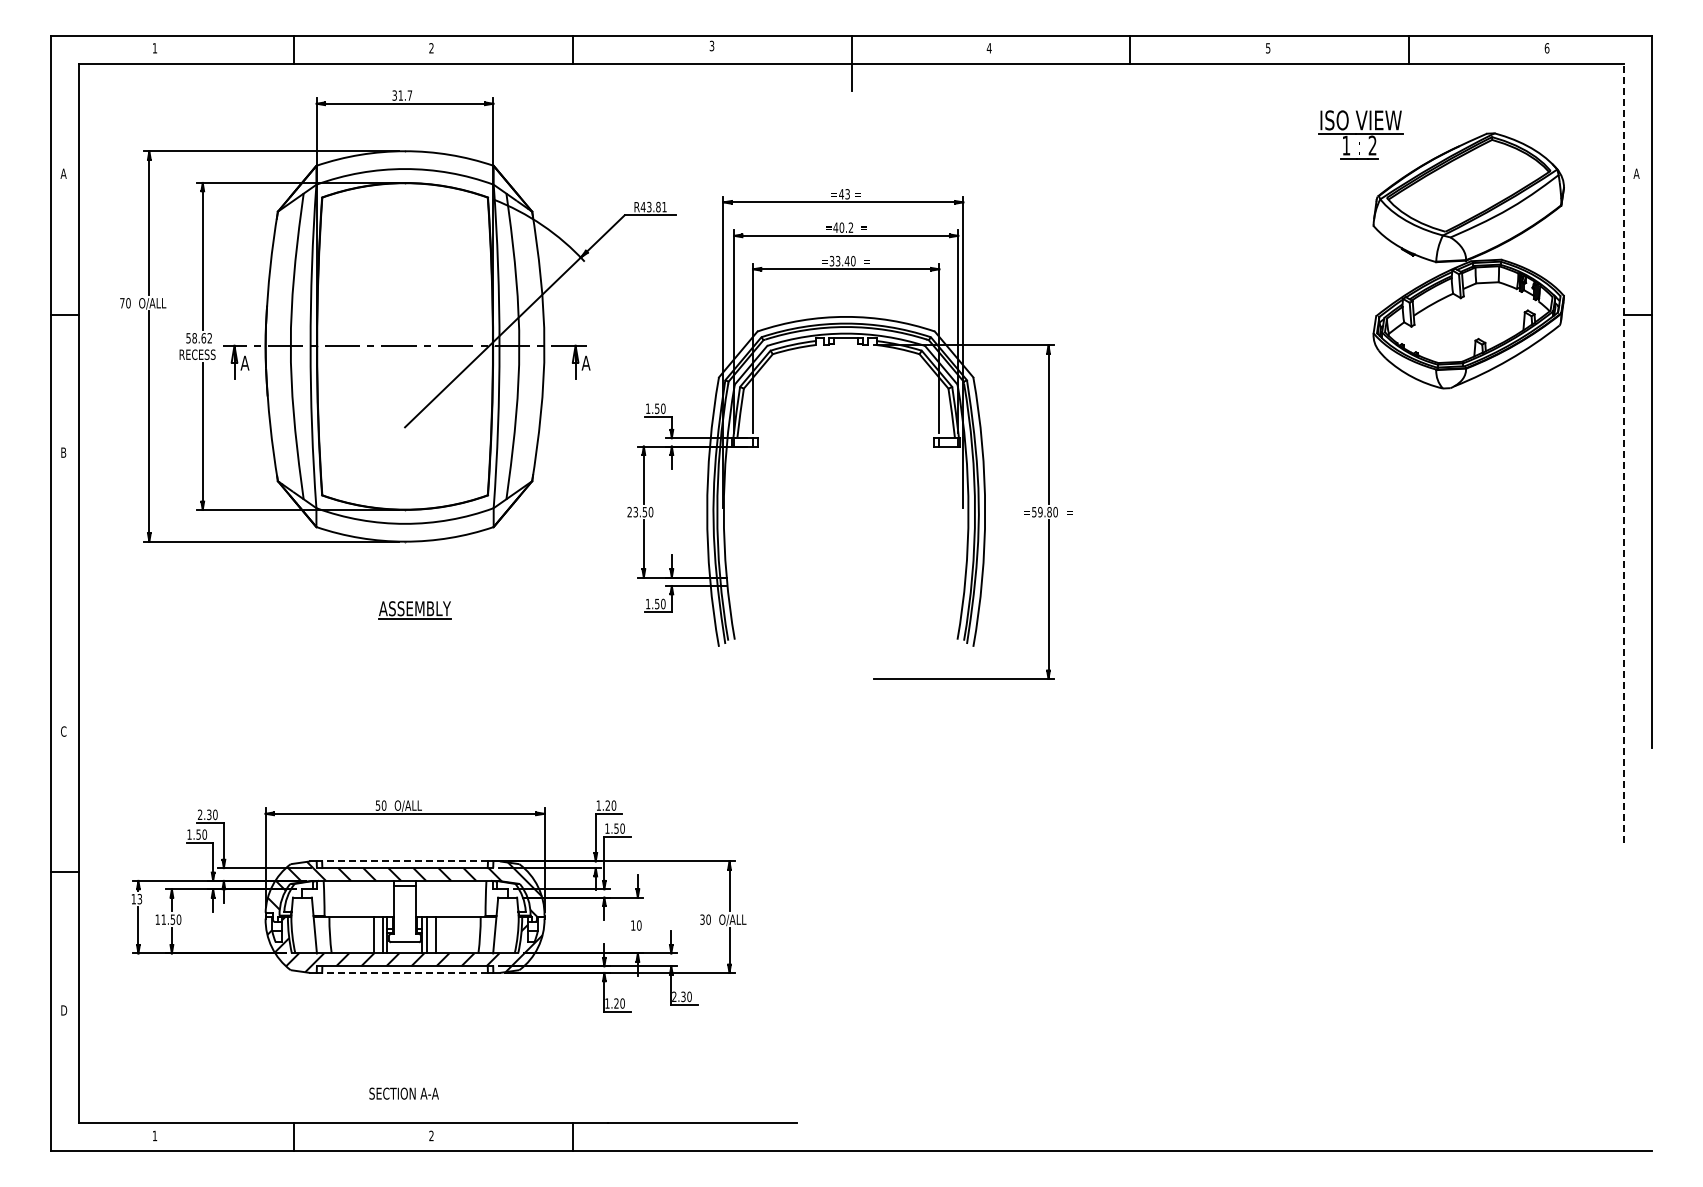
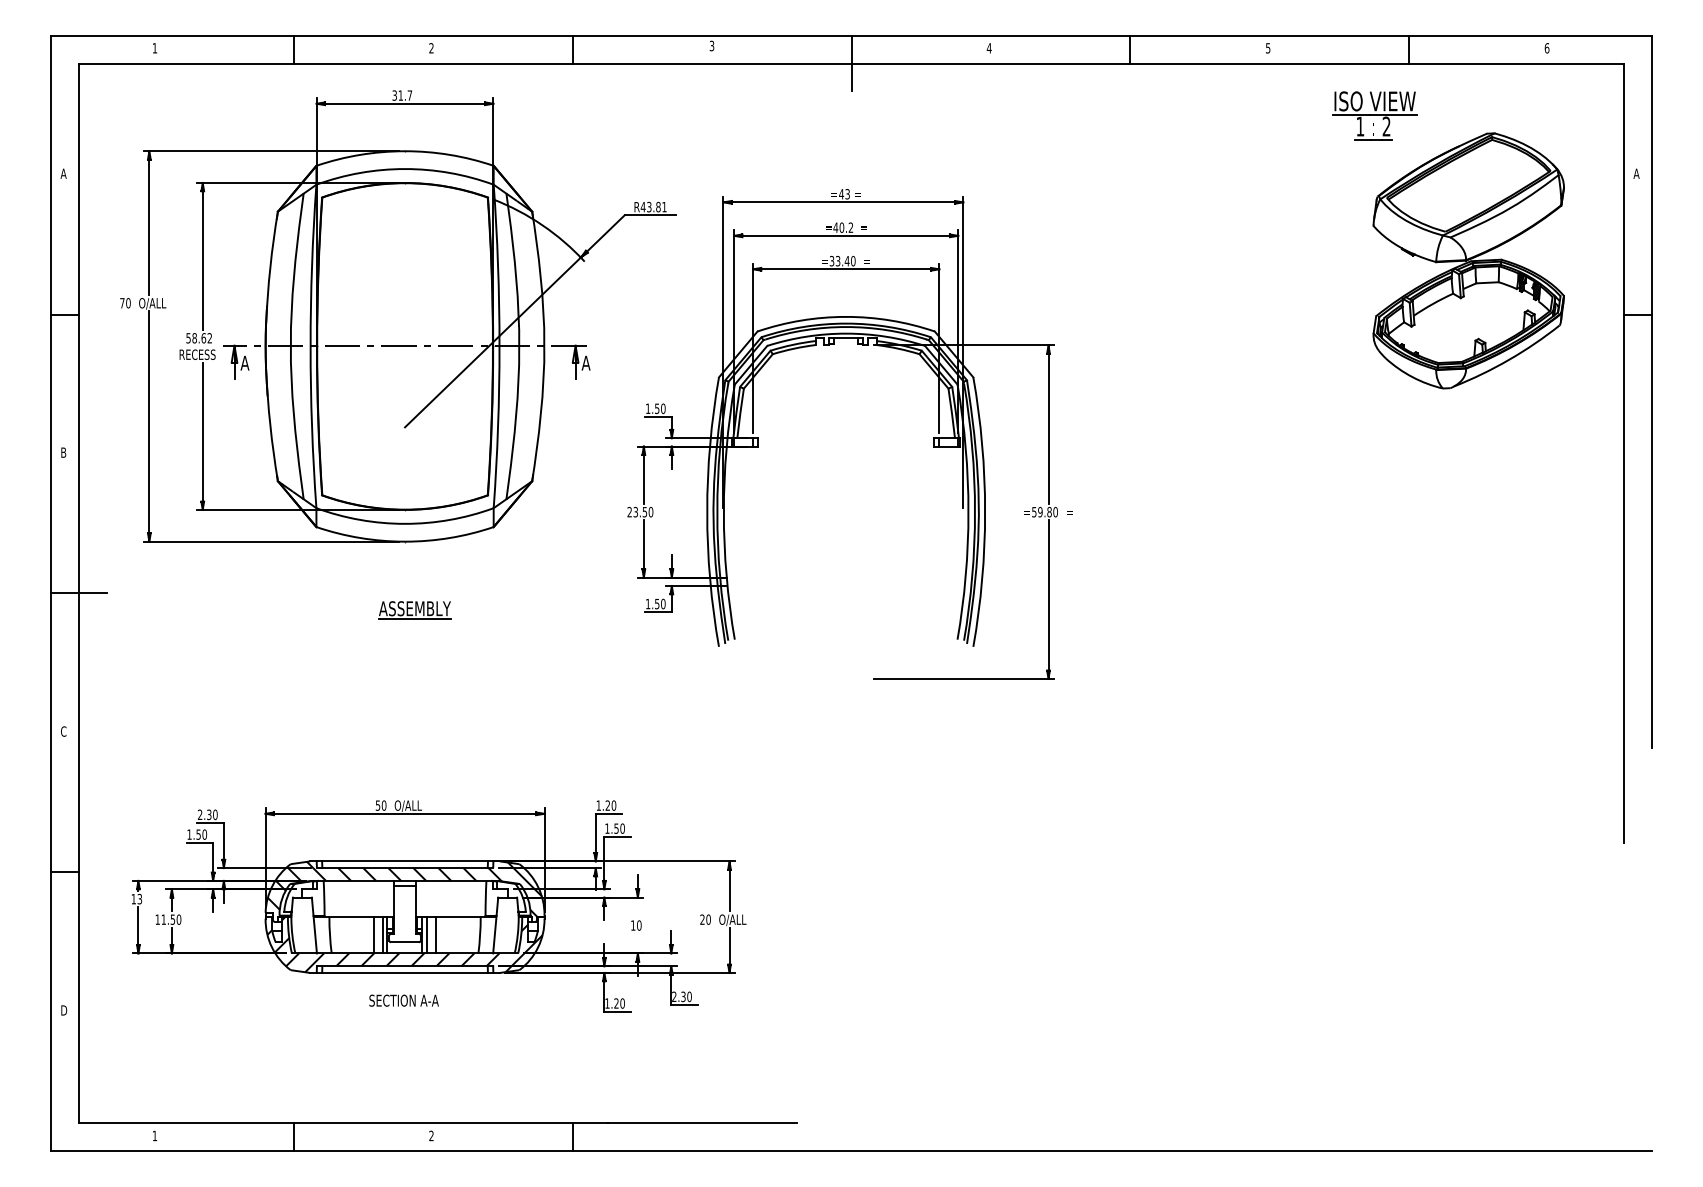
part position: (1360, 134) -> (1374, 115) (1374, 115)
line: dashed -> solid (1624, 453)
line: none -> present (78, 593)
line: dashed -> solid (405, 861)
text: 30 -> 20 (702, 919)
line: dashed -> solid (405, 972)
text position: (403, 1093) -> (403, 1000) (403, 1000)
